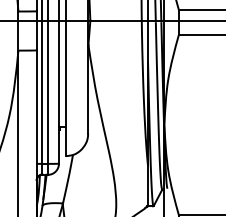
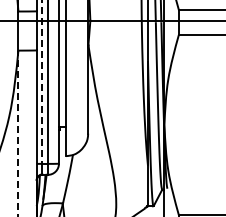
line: solid -> dashed (42, 82)
line: solid -> dashed (18, 133)
